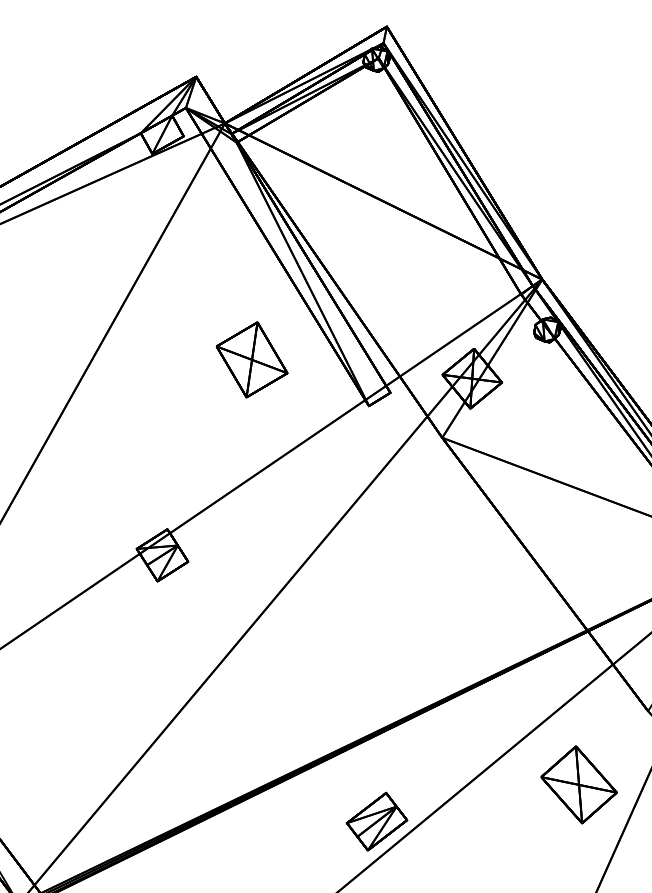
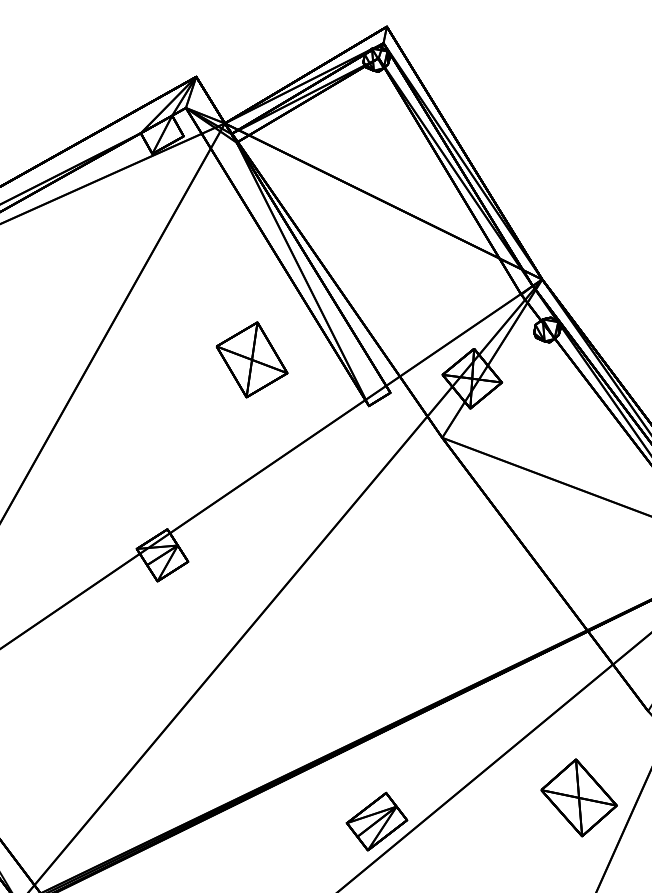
part position: (578, 784) -> (578, 797) (578, 797)
